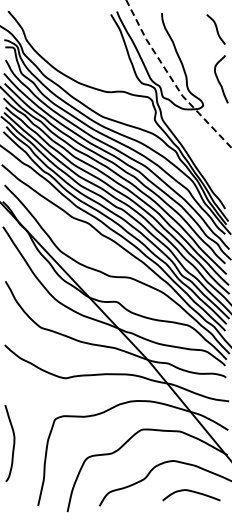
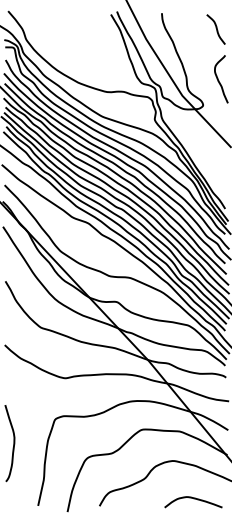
line: dashed -> solid (171, 79)
curve position: (191, 492) -> (193, 499) (193, 499)
